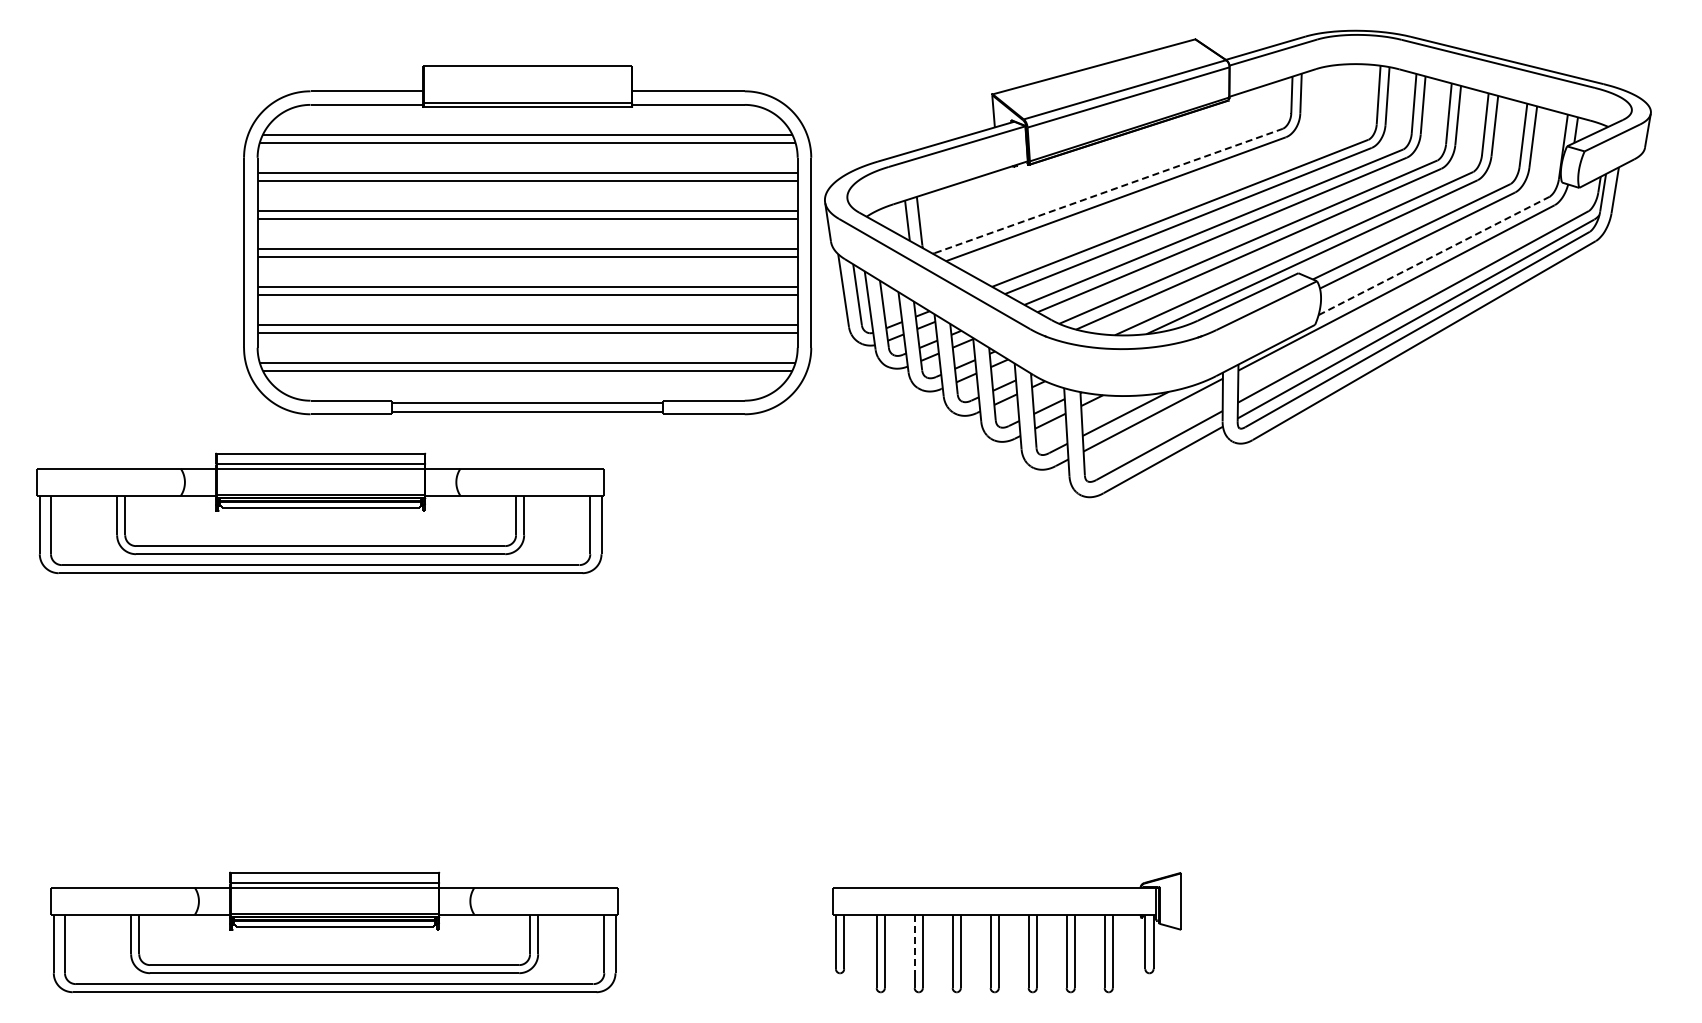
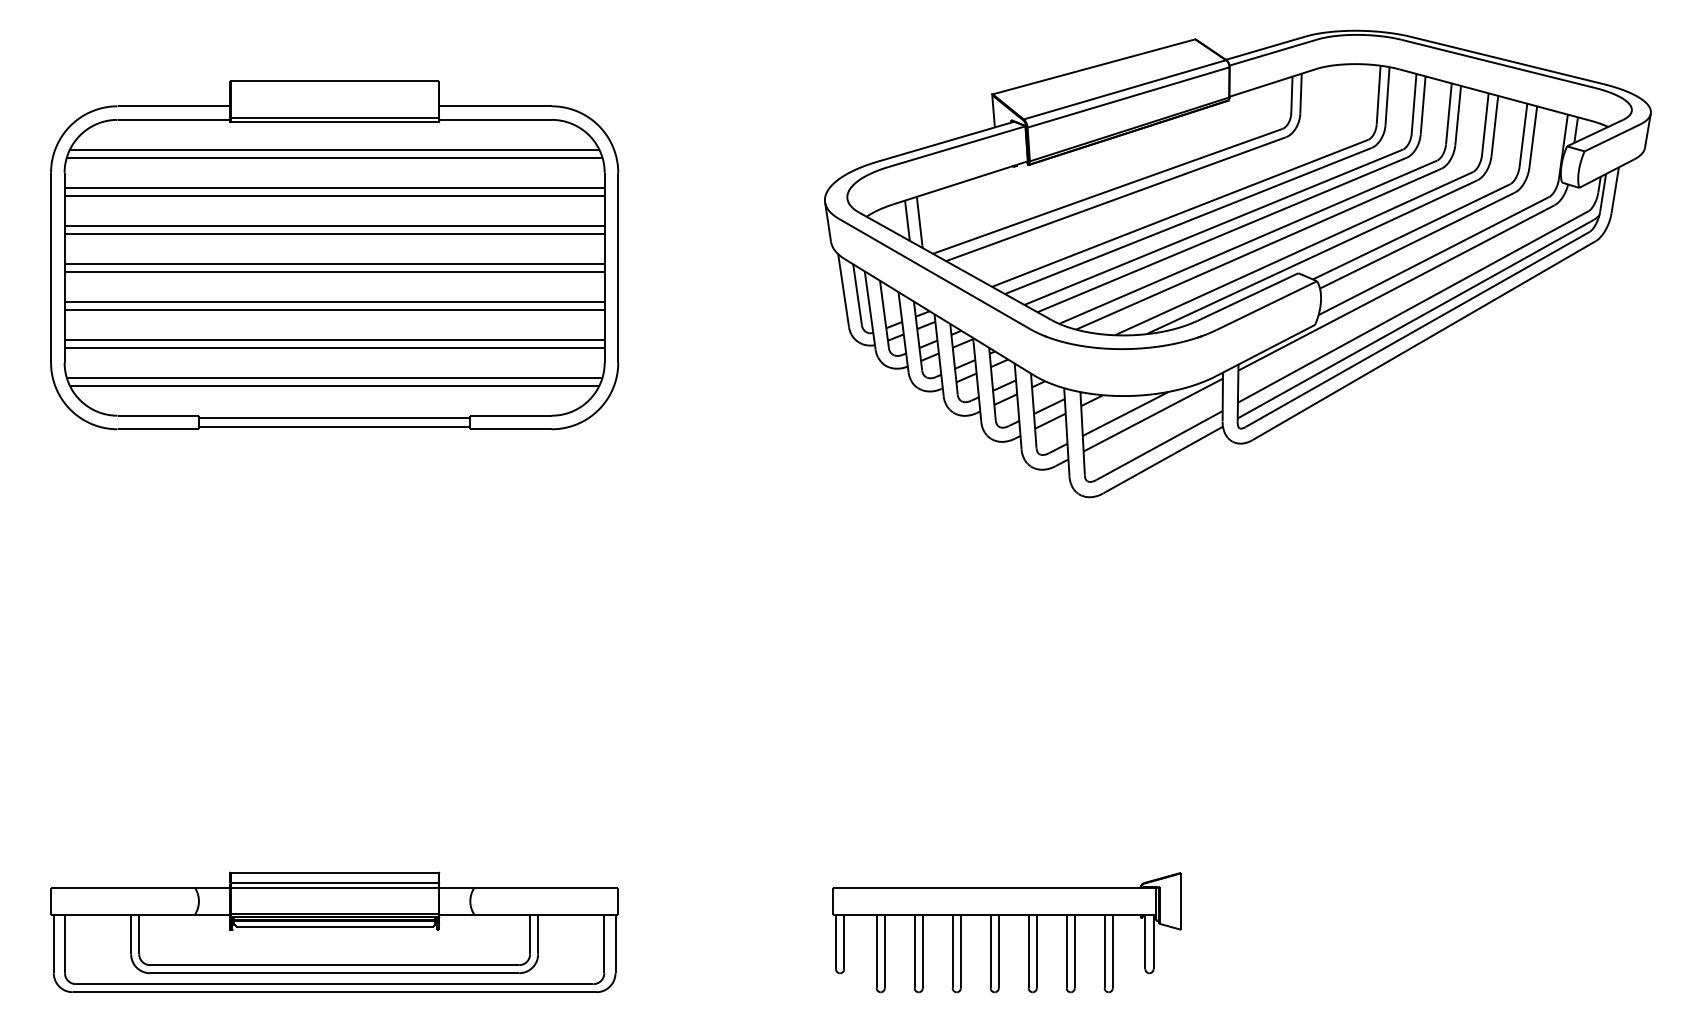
line: dashed -> solid (1108, 190)
part position: (527, 240) -> (334, 255) (334, 255)
line: dashed -> solid (1434, 255)
part: present -> none (320, 513)
line: dashed -> solid (914, 944)
